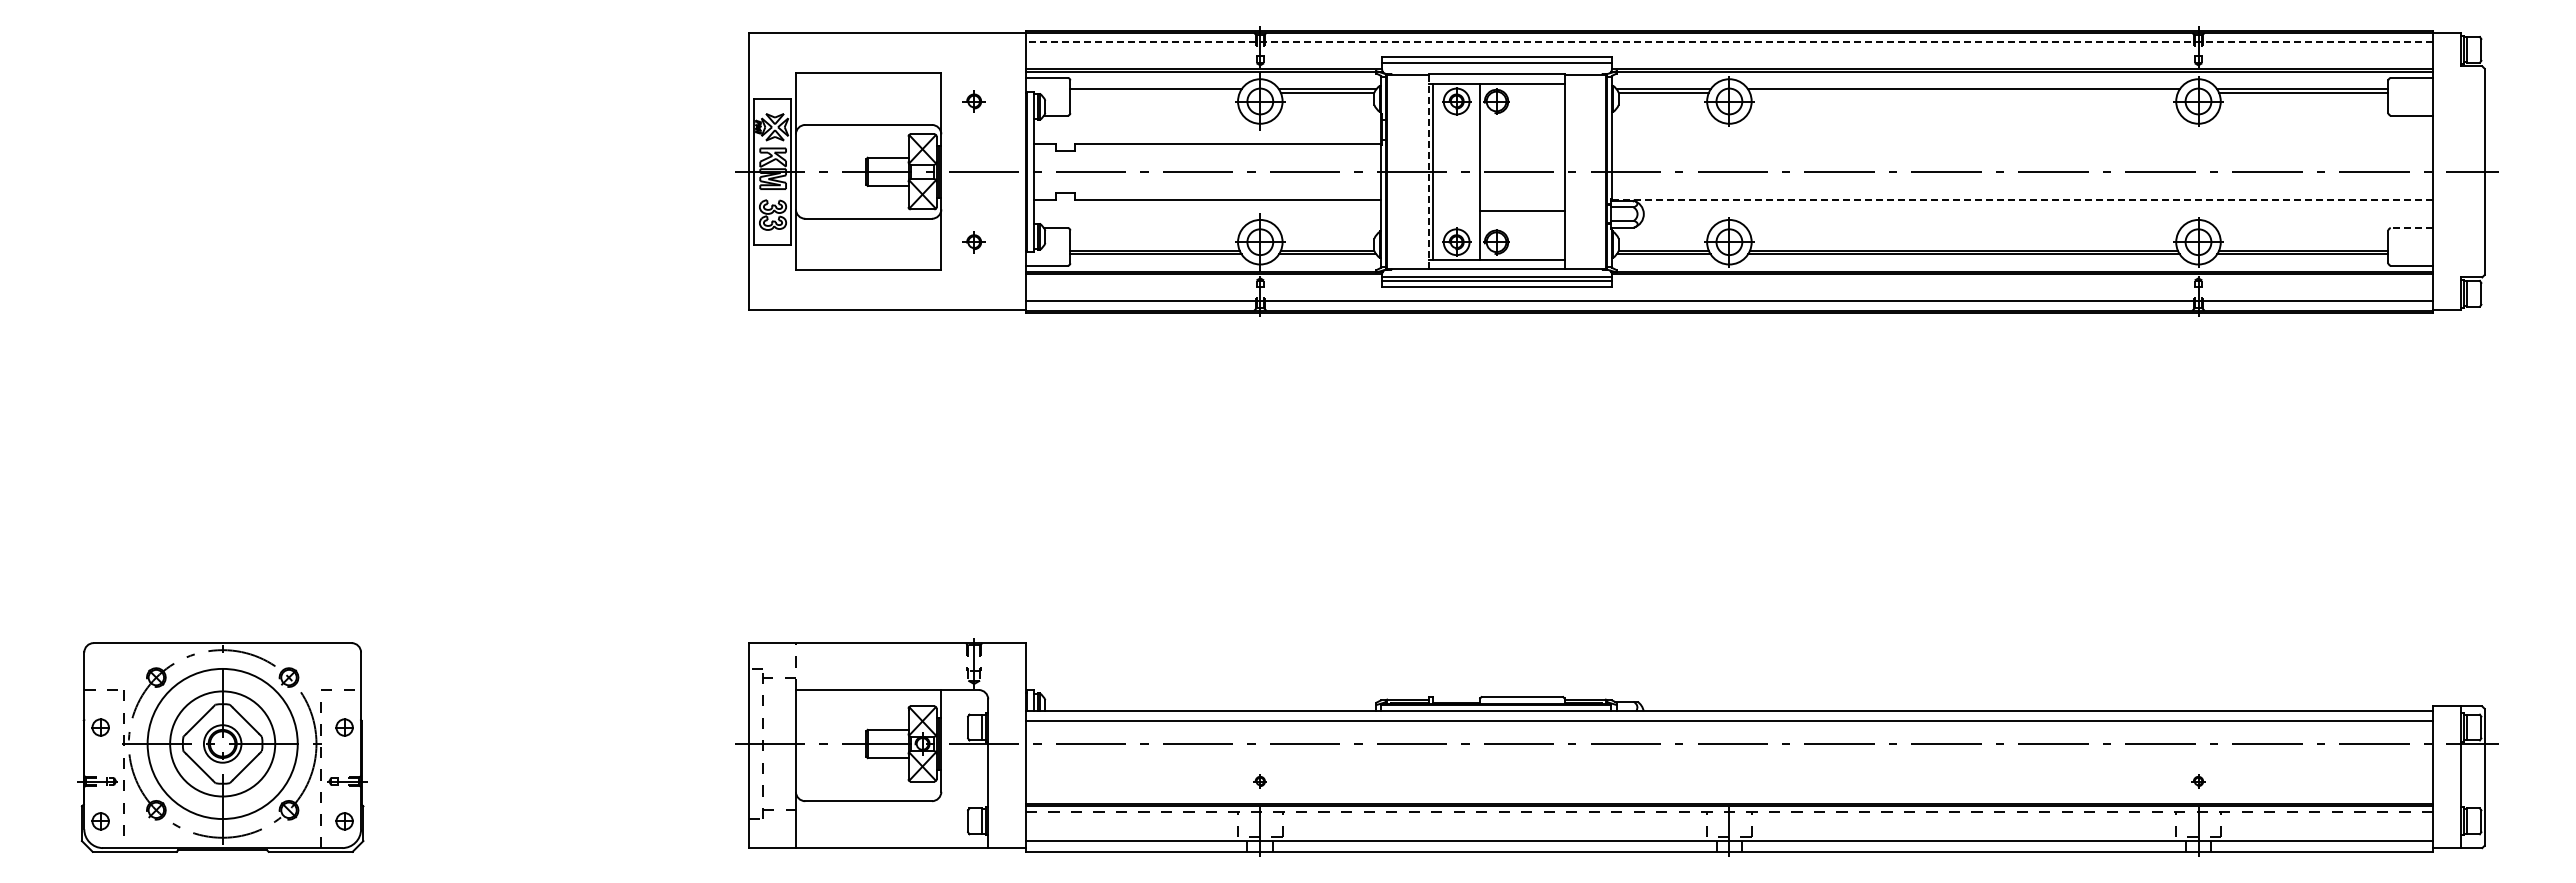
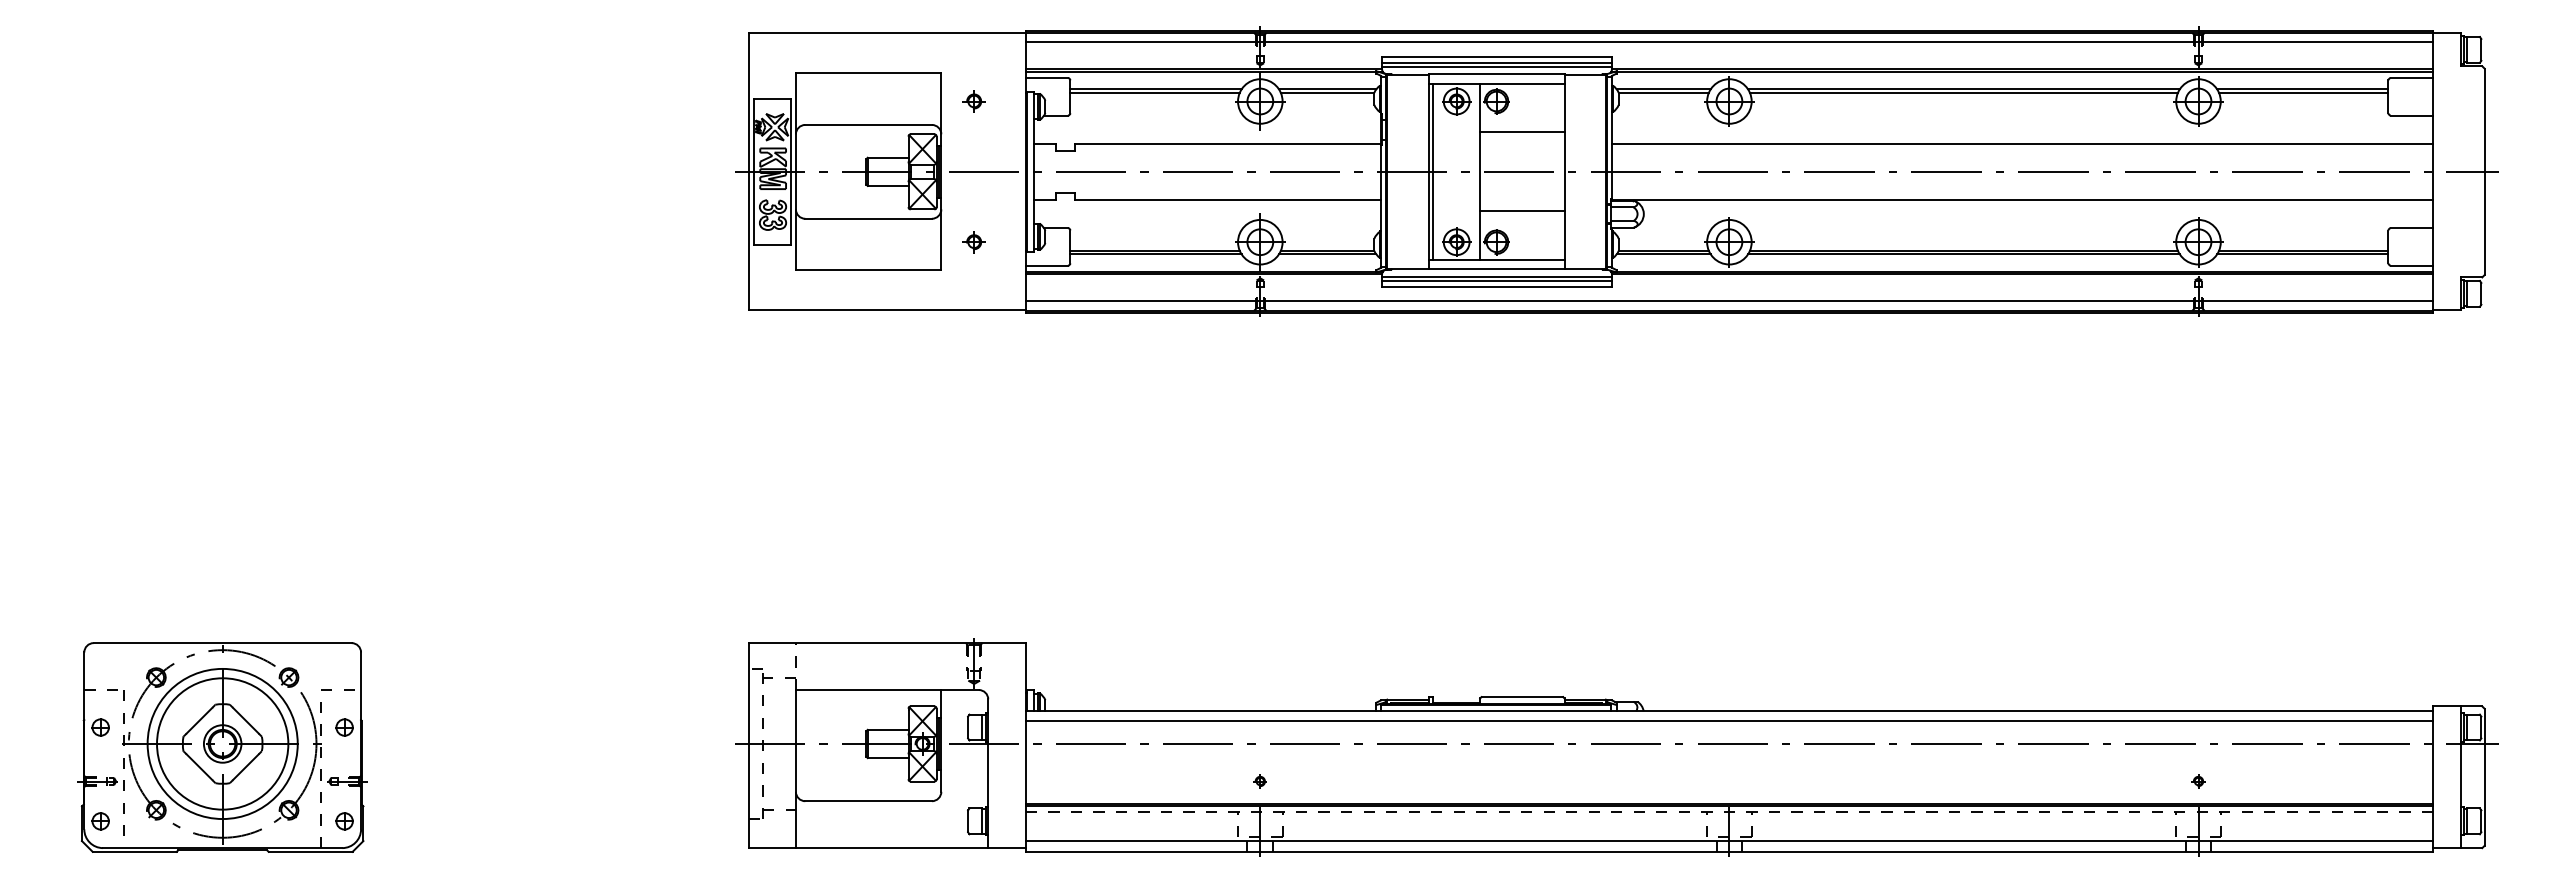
line: dashed -> solid (1729, 42)
line: none -> present (1496, 66)
line: none -> present (1154, 92)
line: none -> present (1963, 92)
line: none -> present (1522, 132)
line: none -> present (2022, 143)
line: dashed -> solid (1428, 171)
line: dashed -> solid (2022, 200)
line: dashed -> solid (2411, 228)
circle diameter: 105 px -> 131 px (222, 743)
